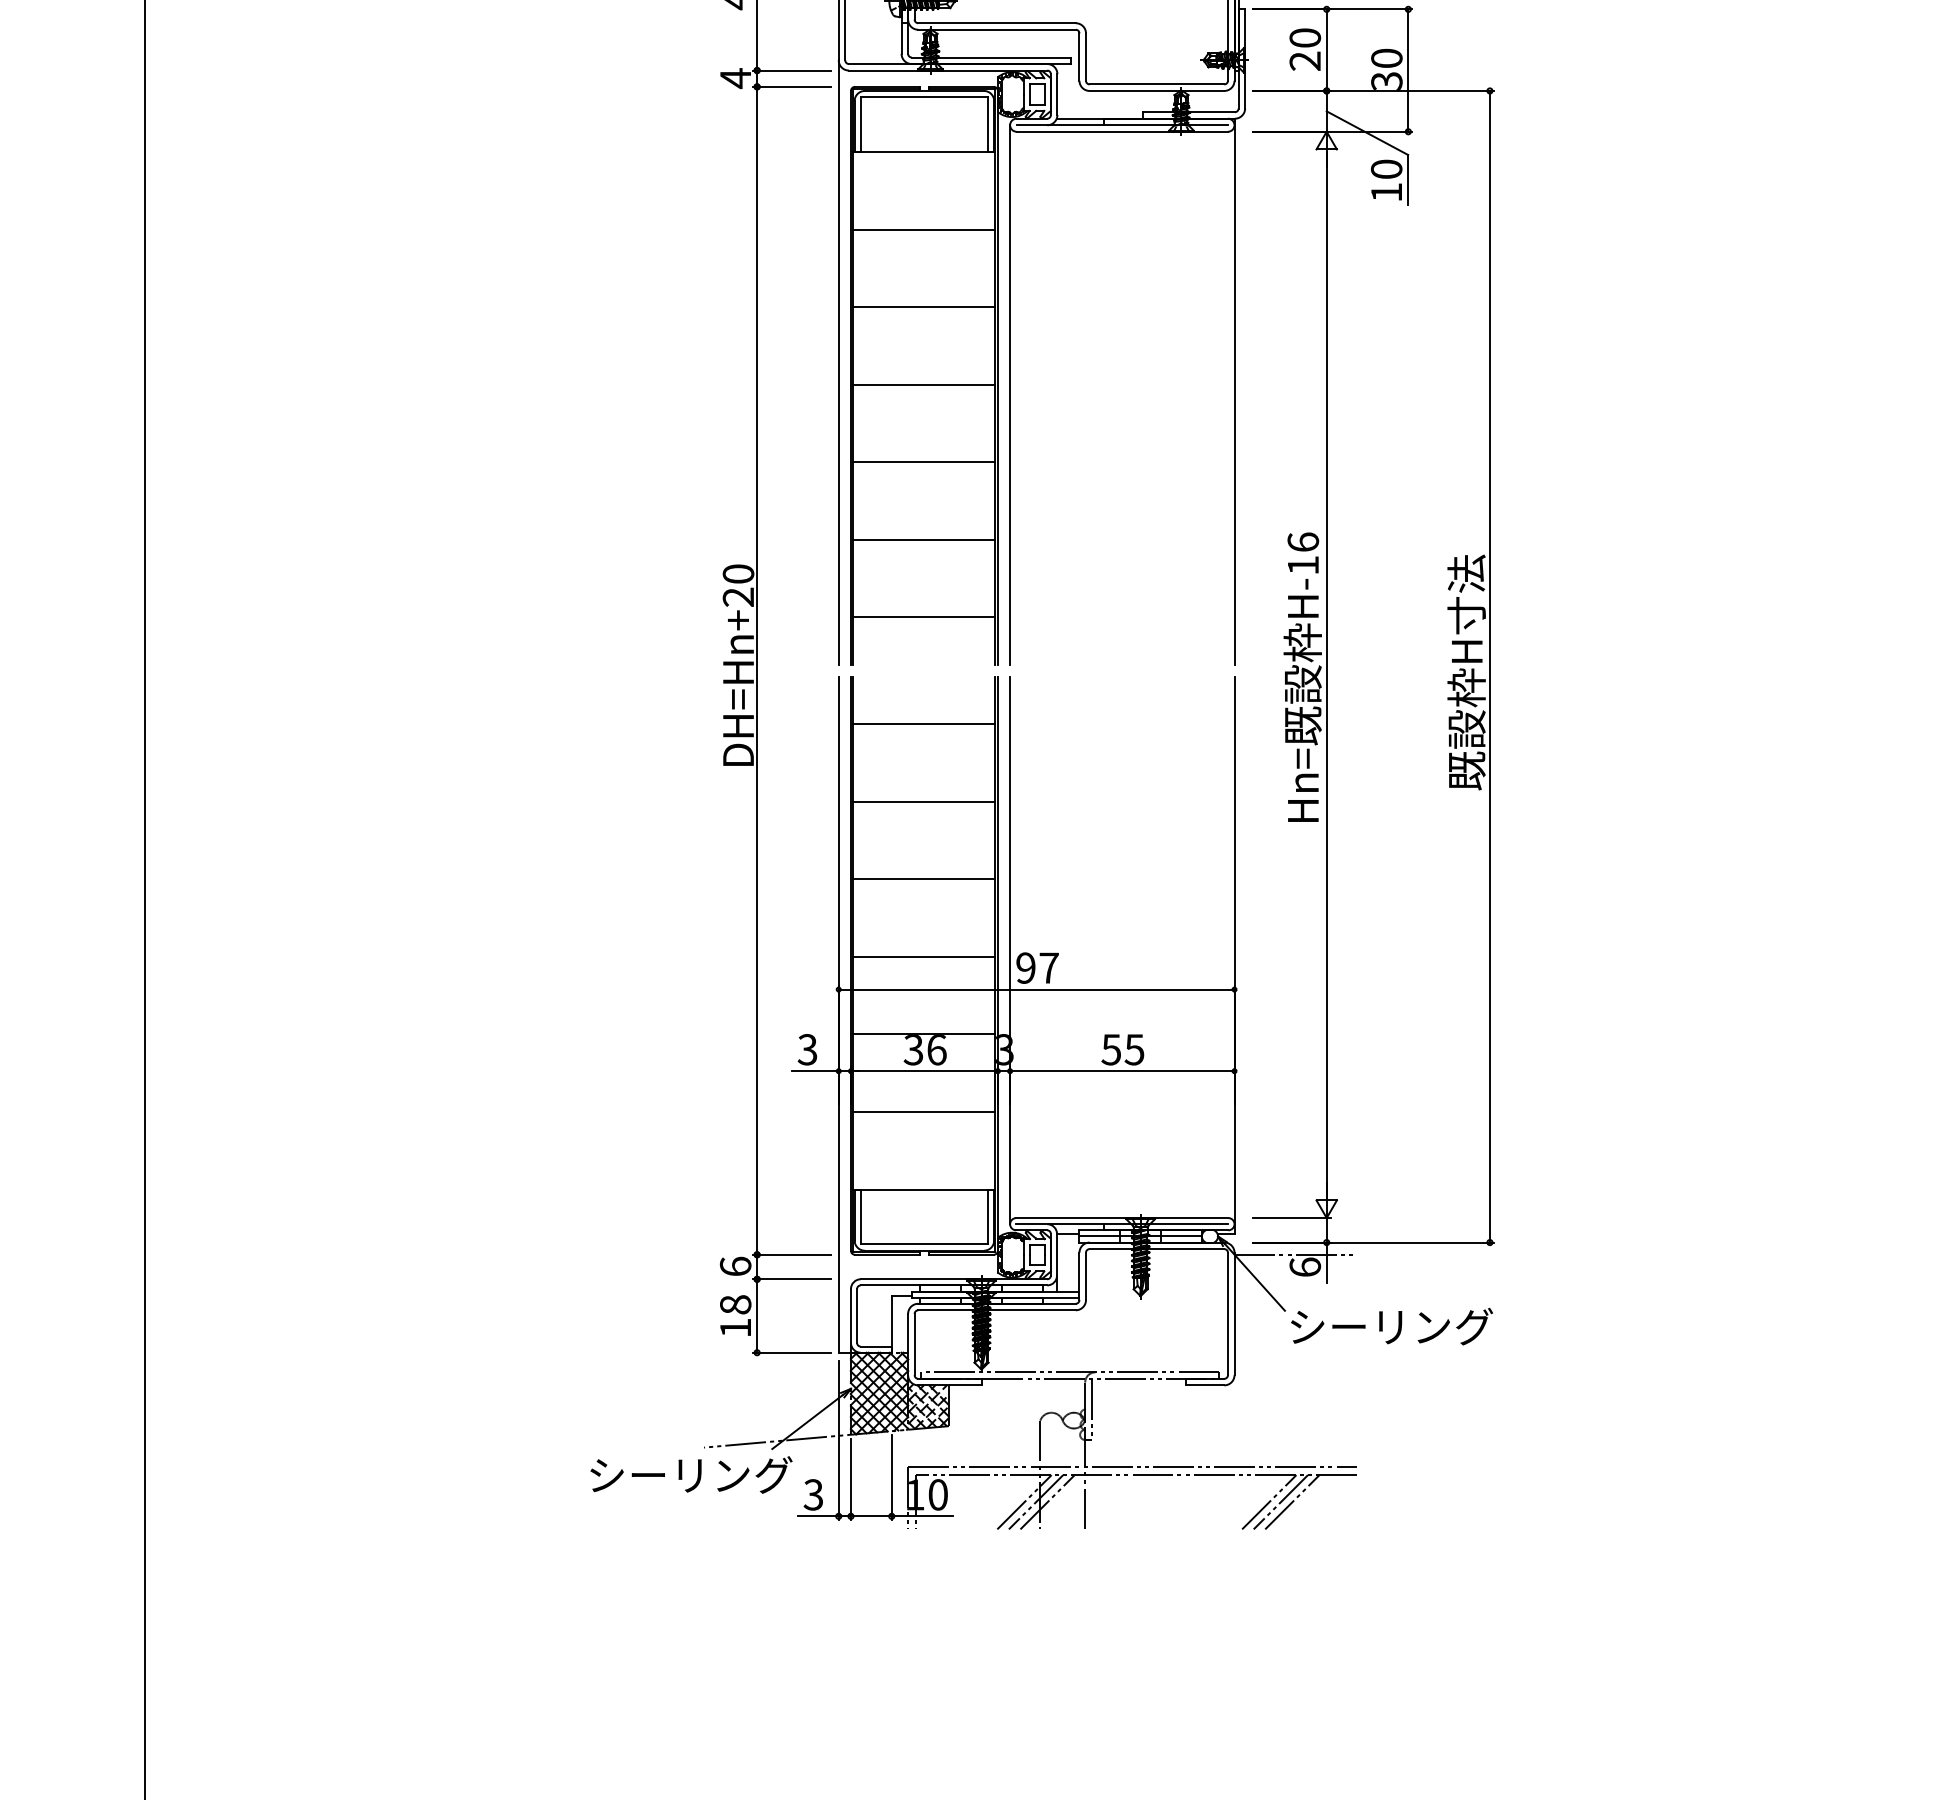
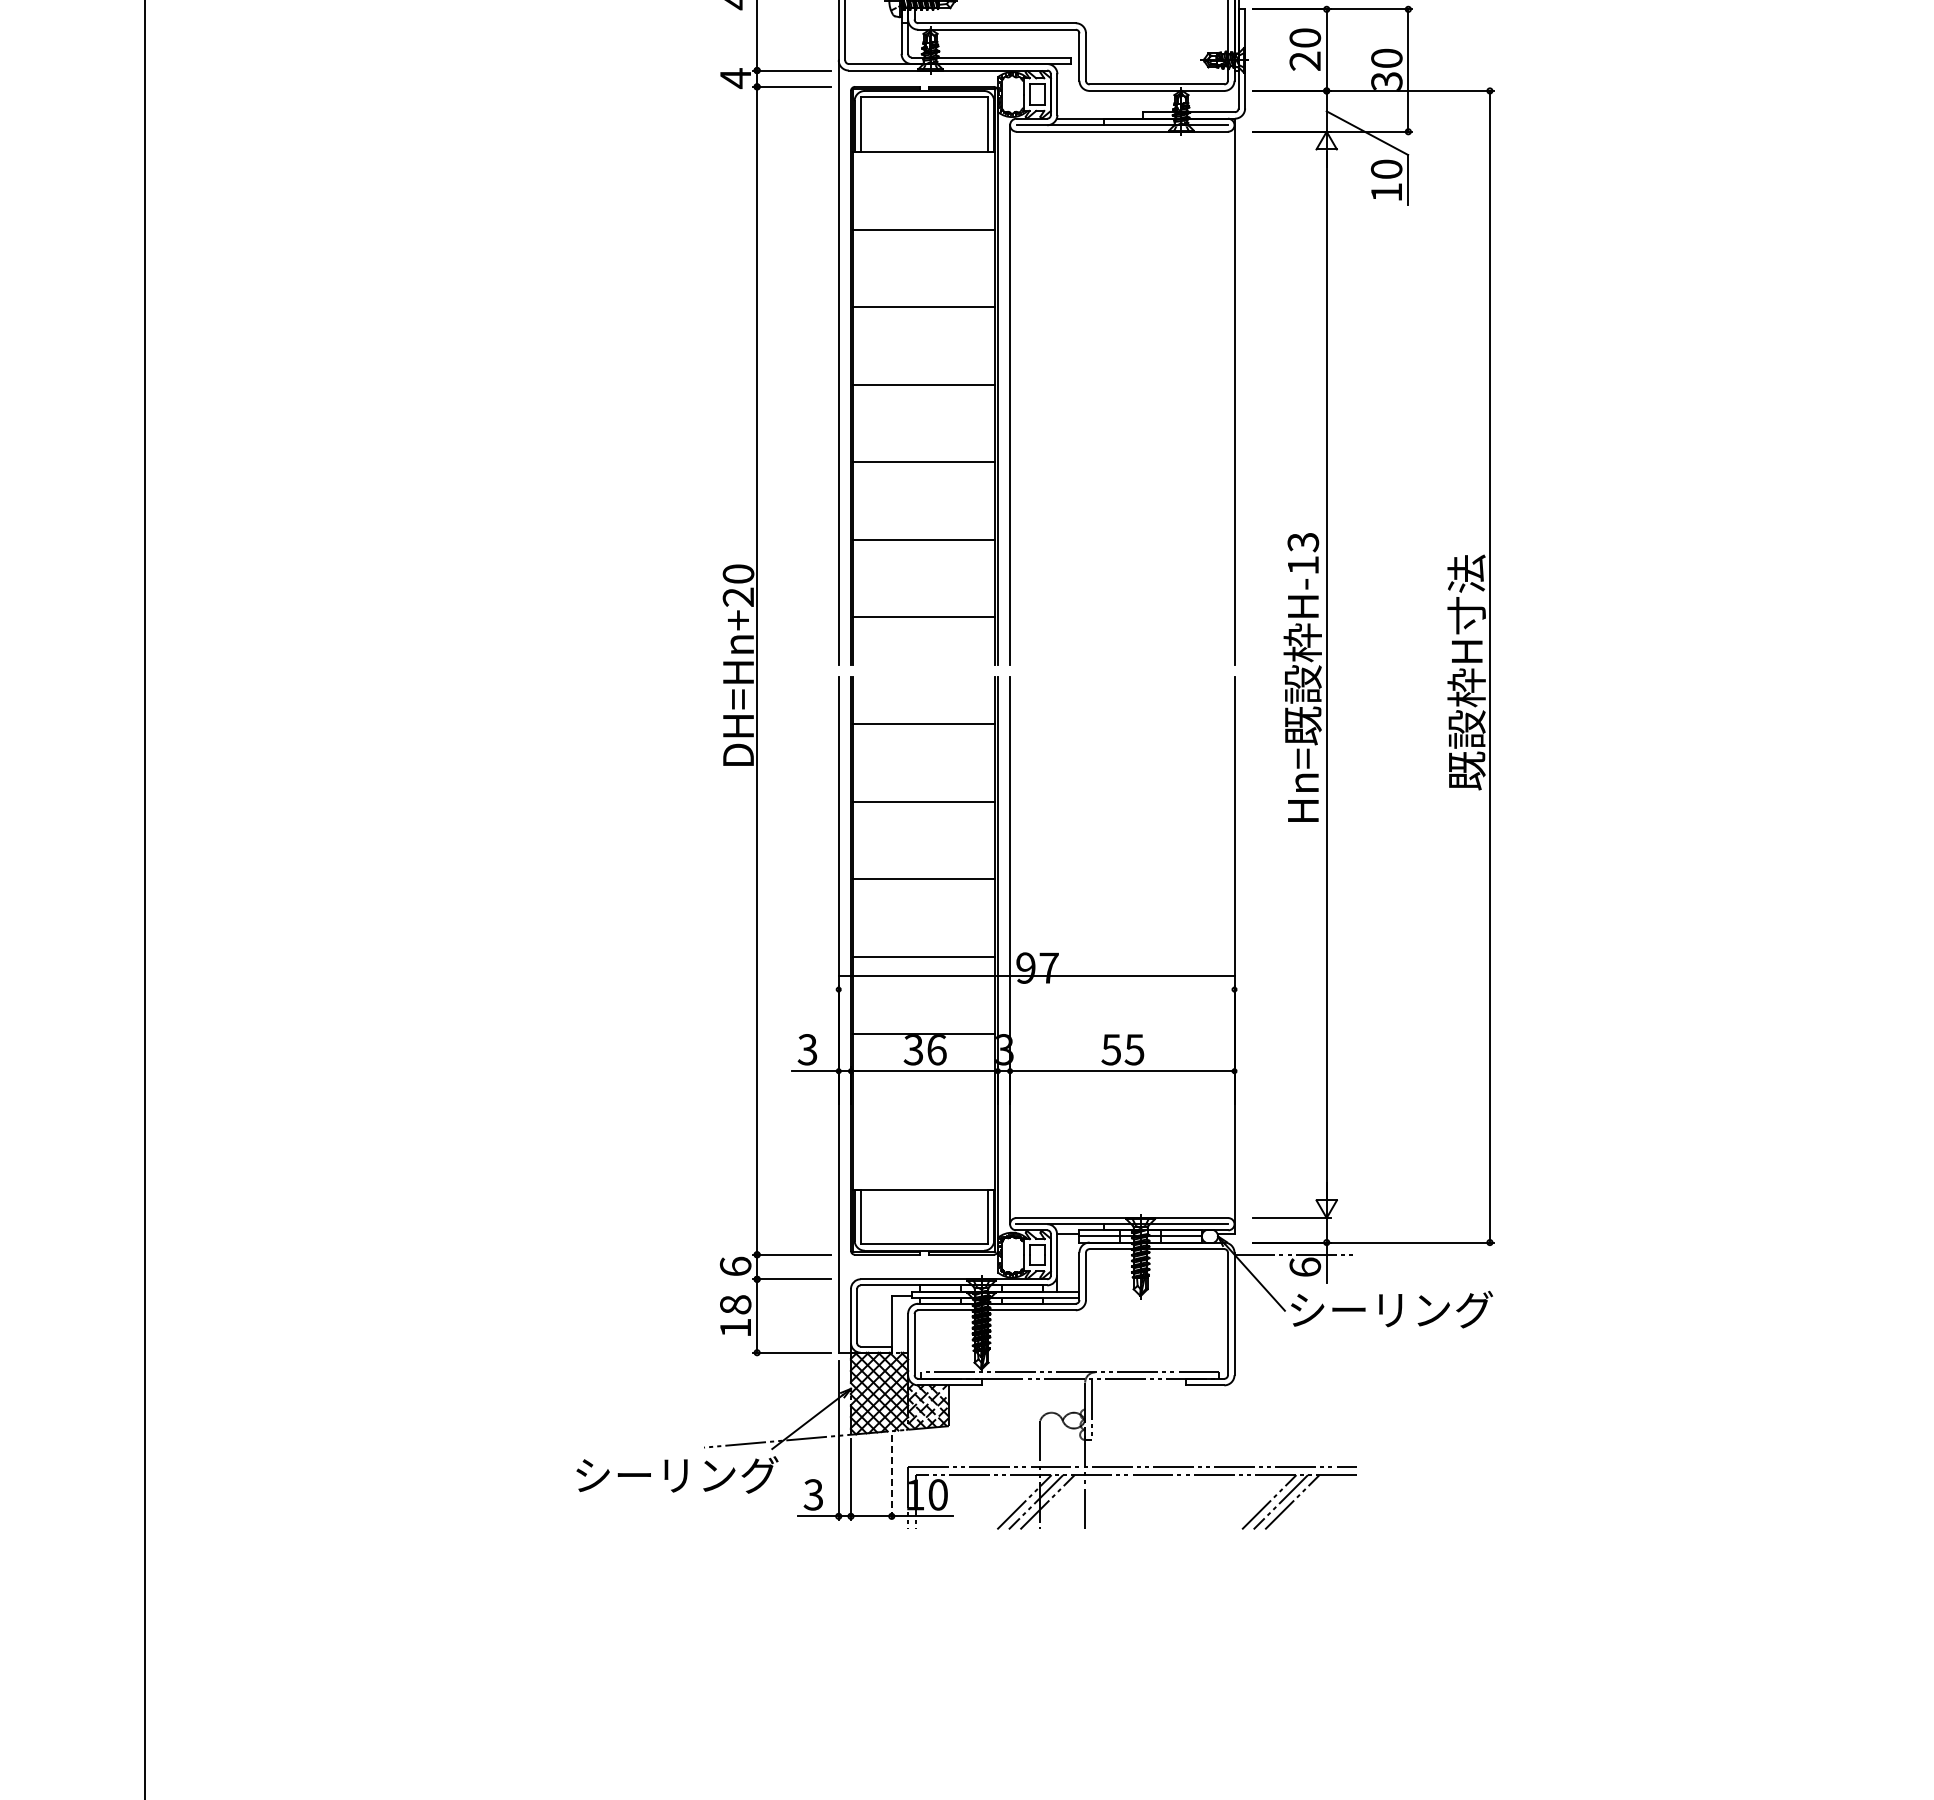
text: H-16 -> H-13 (1303, 542)
line position: (1036, 989) -> (1036, 975) (1036, 975)
line: present -> none (924, 1112)
text position: (1392, 1326) -> (1392, 1309) (1392, 1309)
text position: (691, 1474) -> (677, 1474) (677, 1474)
line: solid -> dashed (891, 1477)
